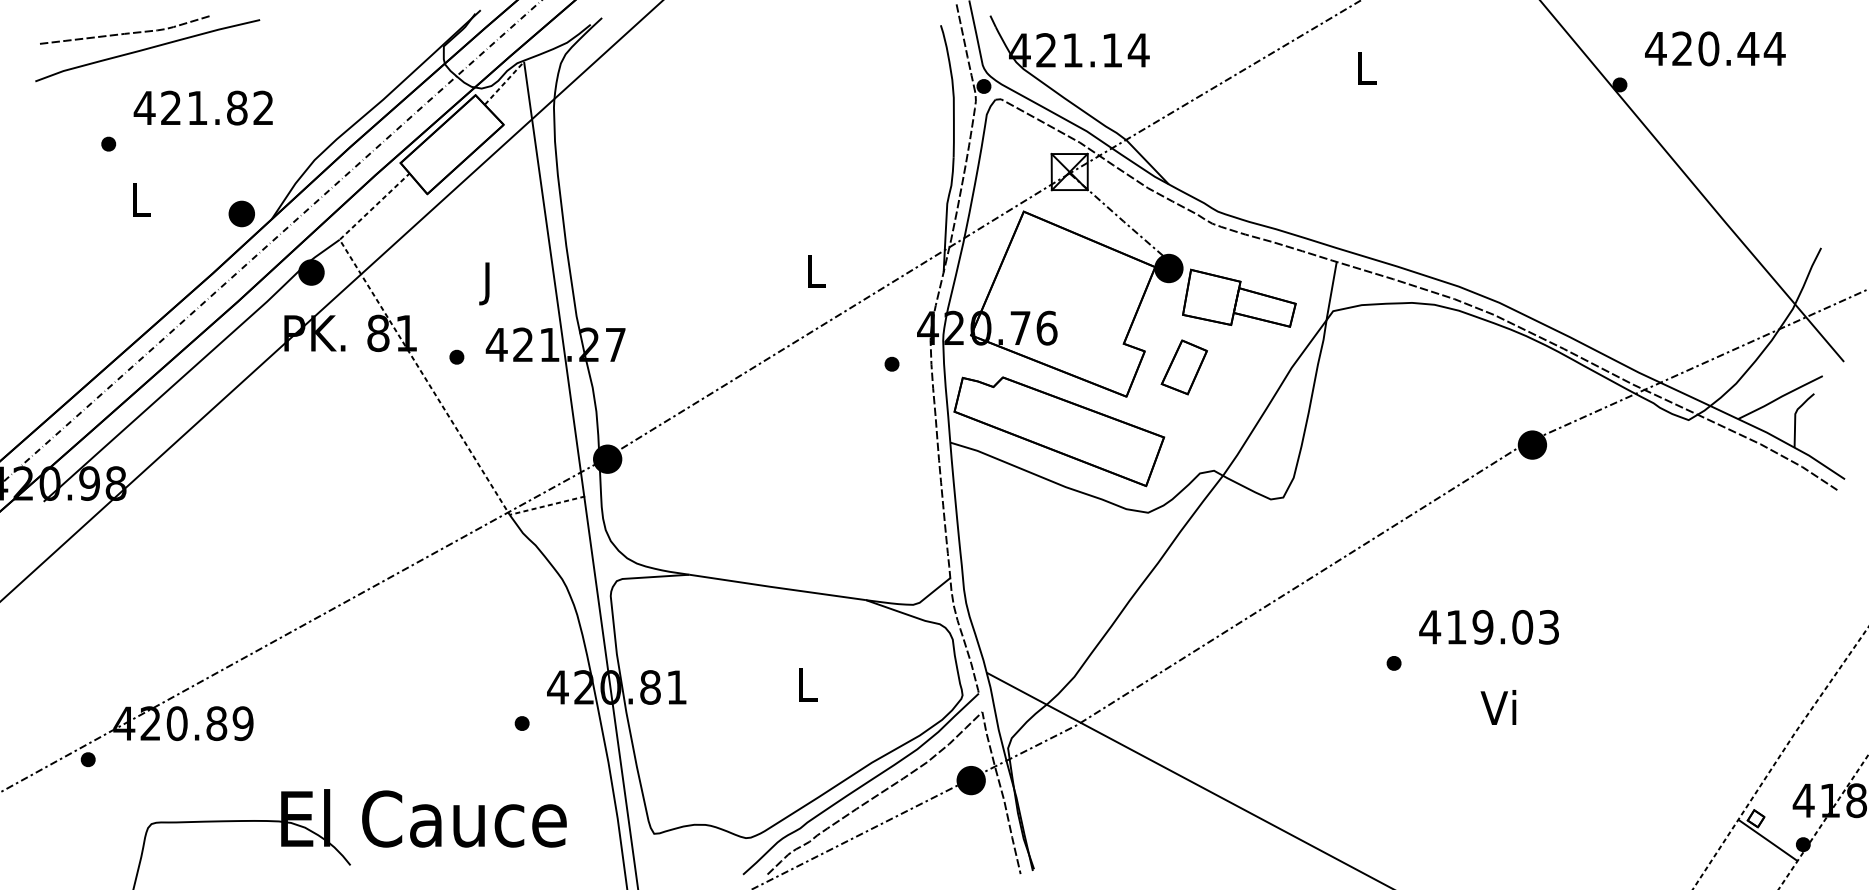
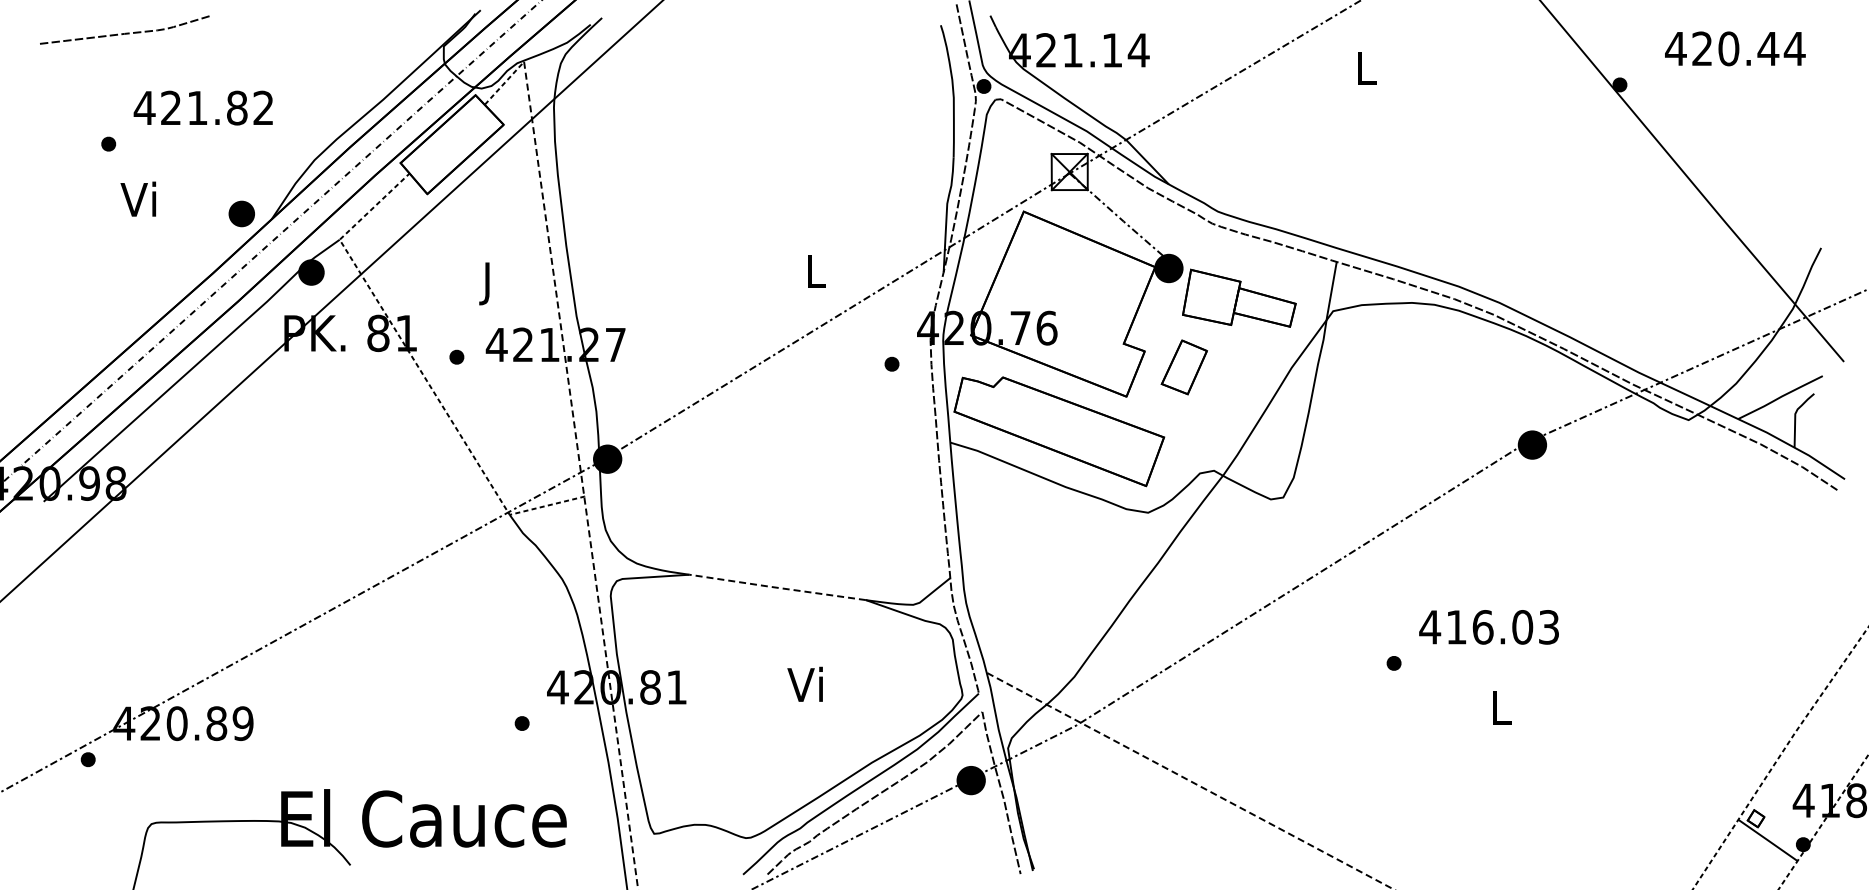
text position: (1715, 48) -> (1735, 48) (1735, 48)
curve: present -> none (147, 49)
text: L -> Vi (138, 198)
line: solid -> dashed (581, 475)
line: solid -> dashed (777, 587)
text: 419.03 -> 416.03 (1482, 627)
text: L -> Vi (804, 683)
text: Vi -> L (1498, 707)
line: solid -> dashed (1190, 781)
